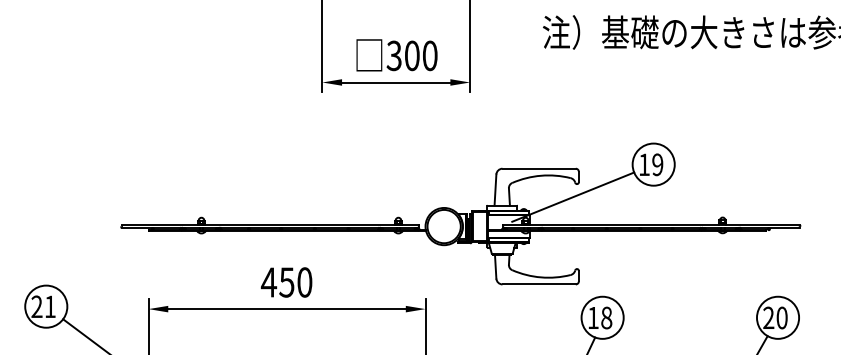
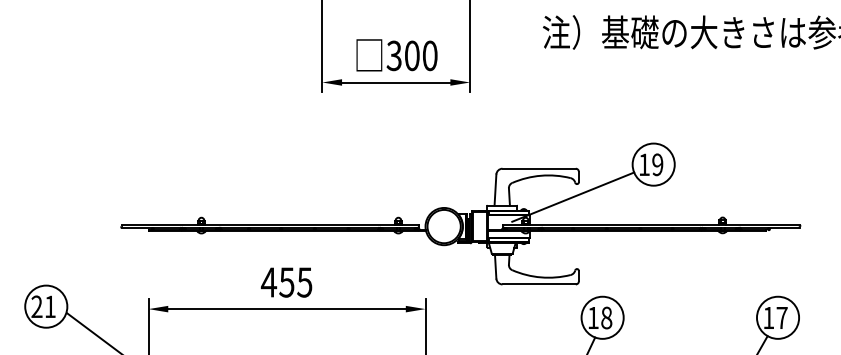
text: 450 -> 455 (304, 282)
text: 20 -> 17 (775, 317)
line position: (84, 335) -> (92, 332) (92, 332)
